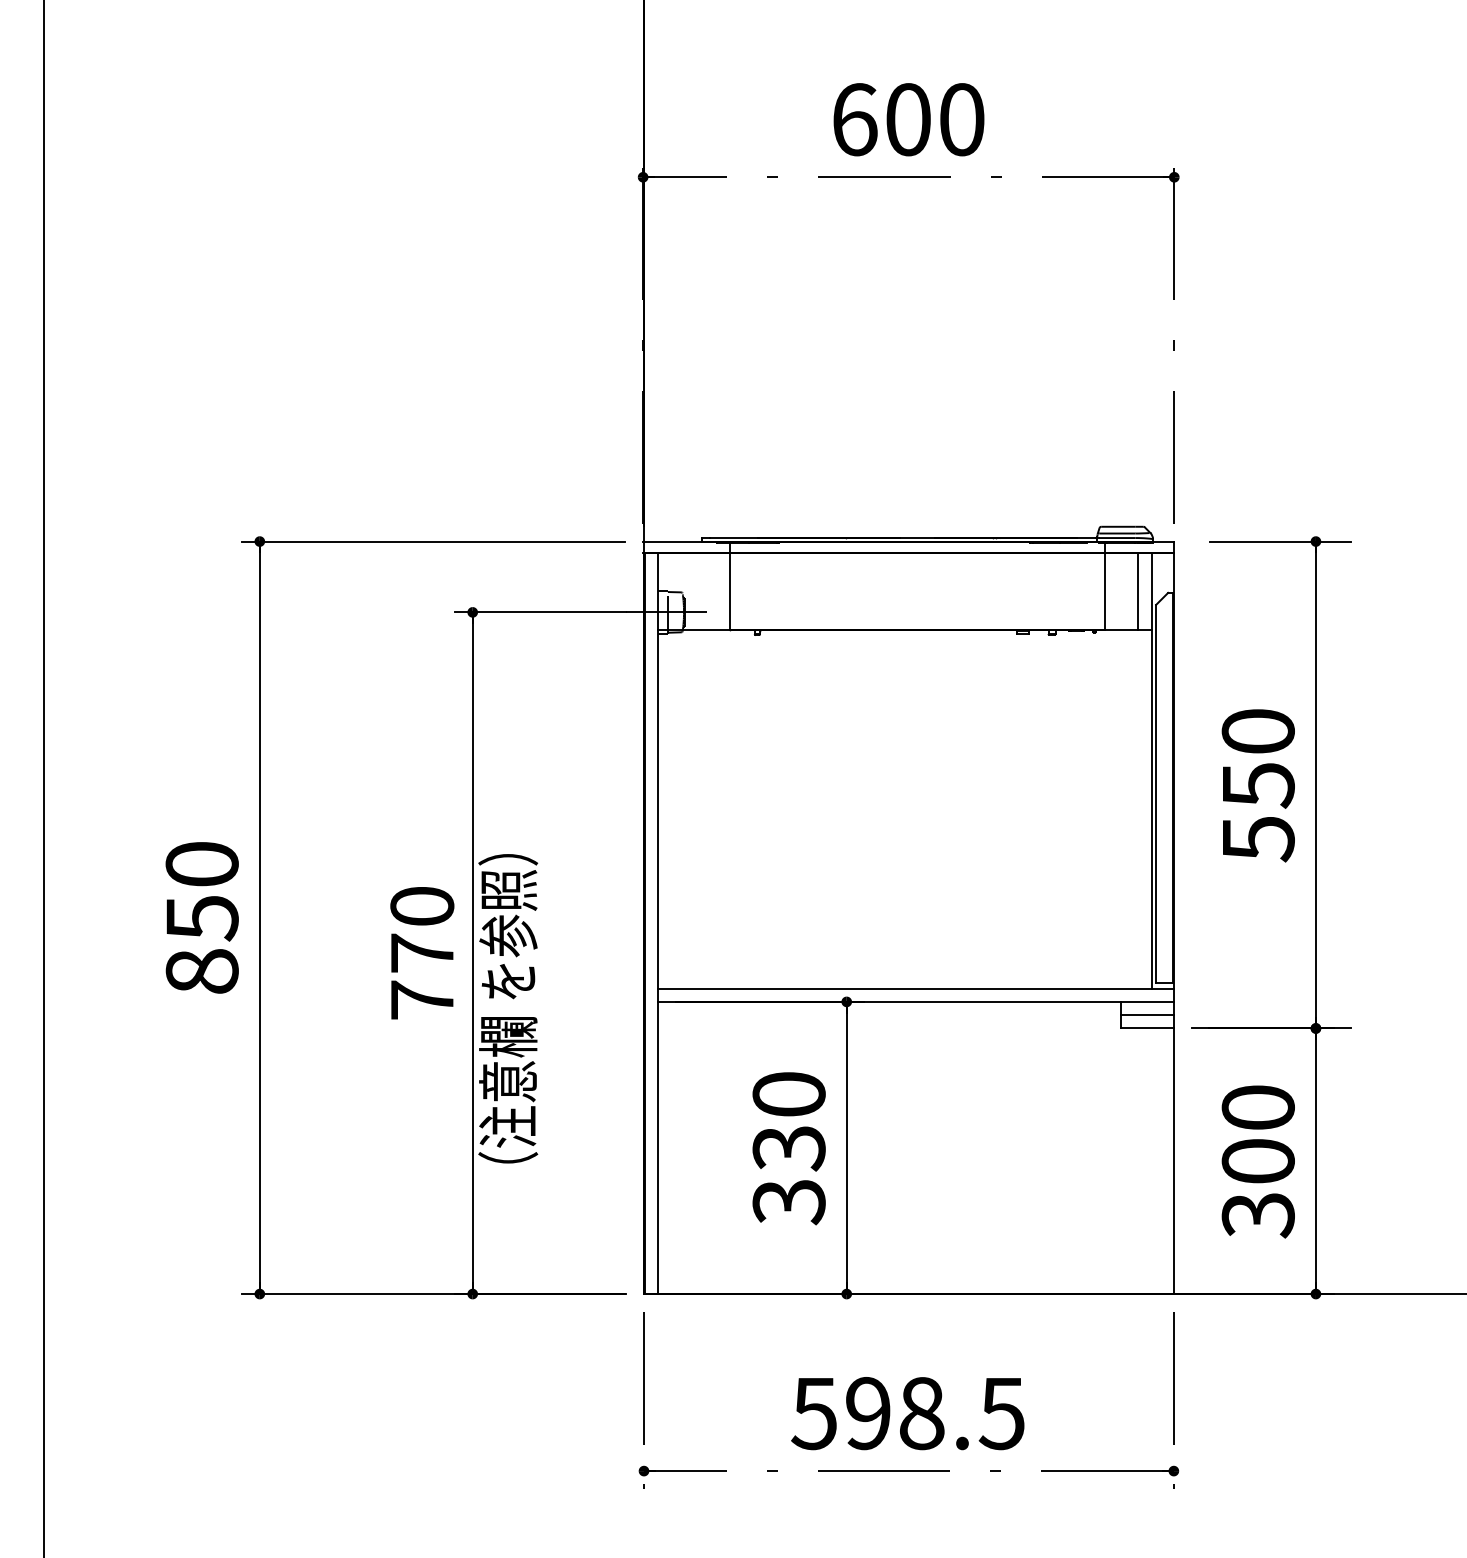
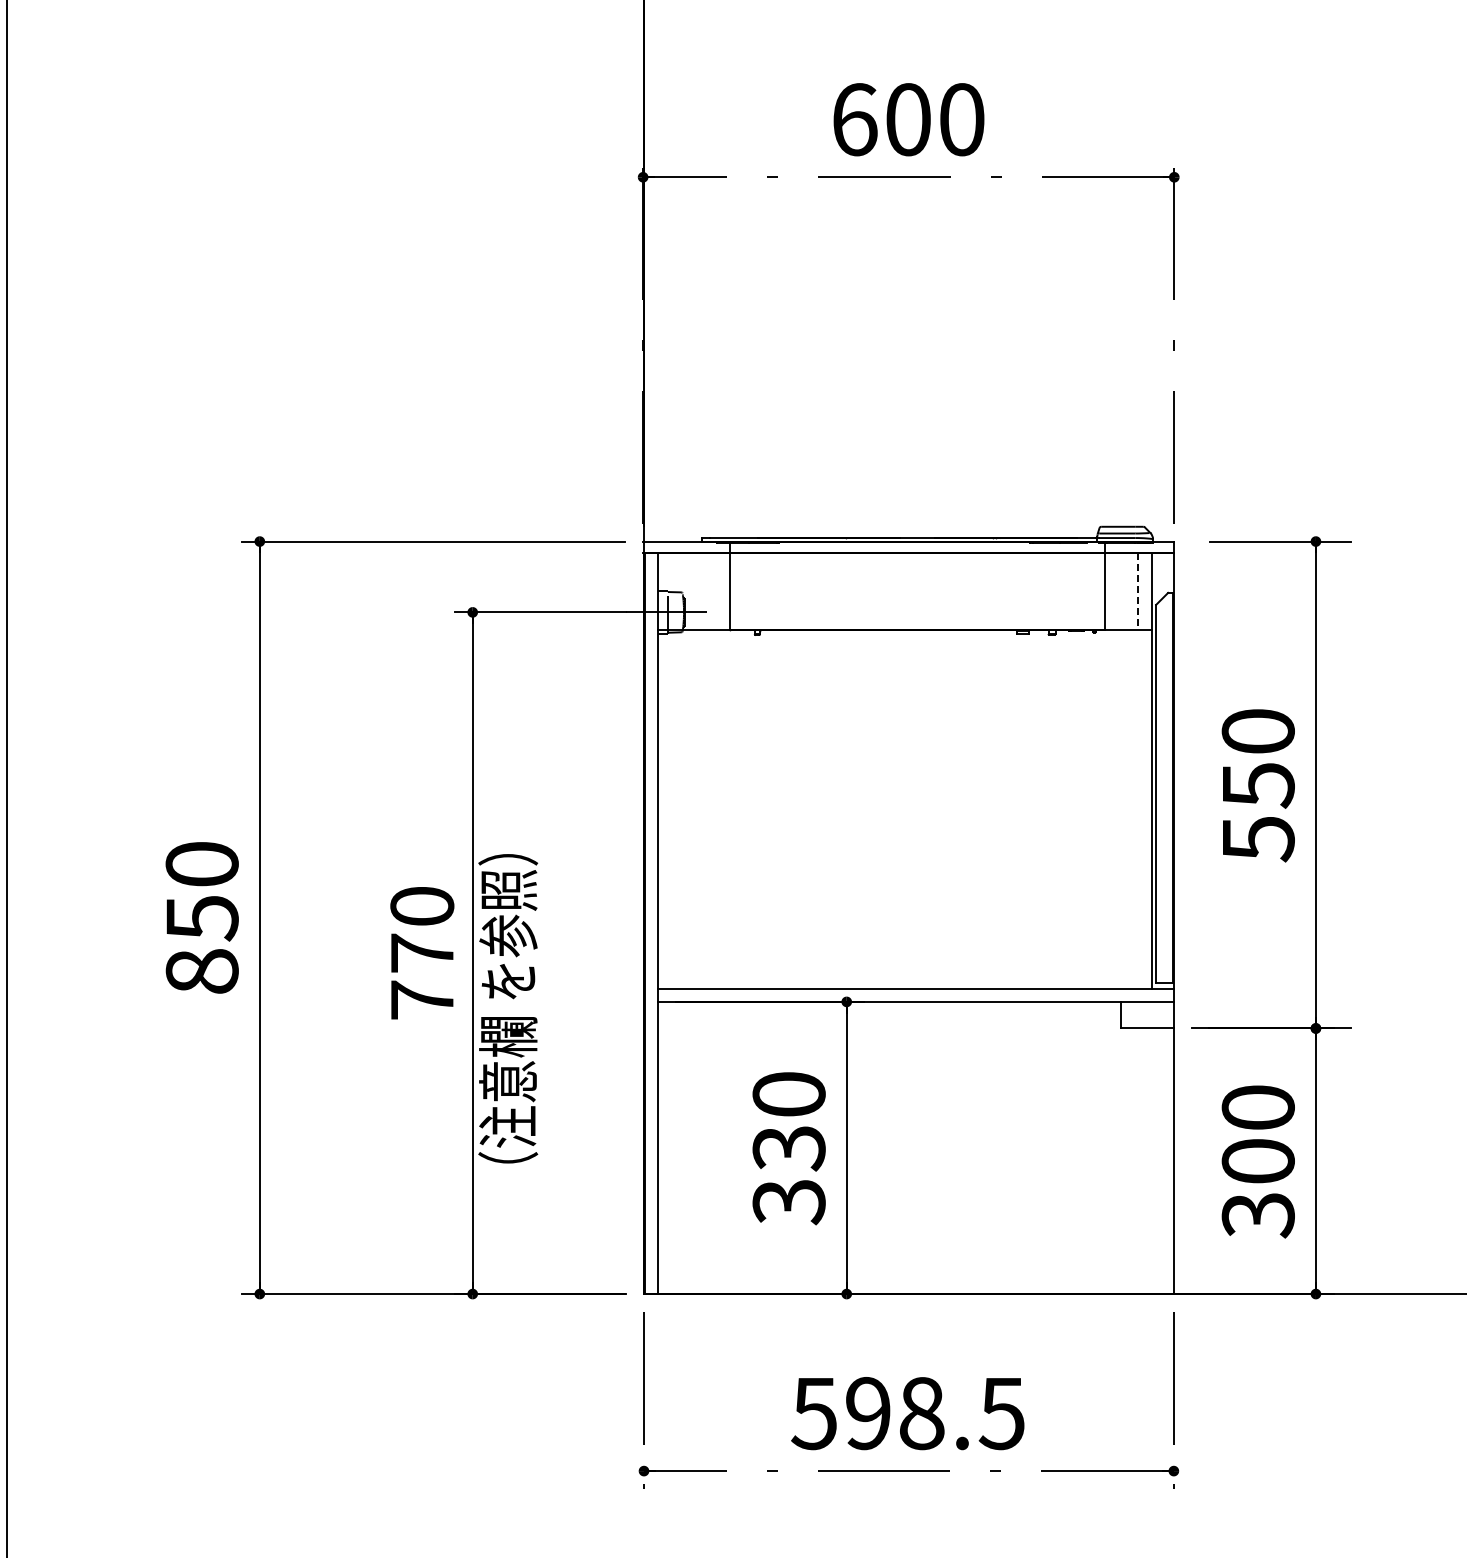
line: solid -> dashed (1138, 592)
line position: (43, 778) -> (6, 778) (6, 778)
line: present -> none (1146, 1015)
